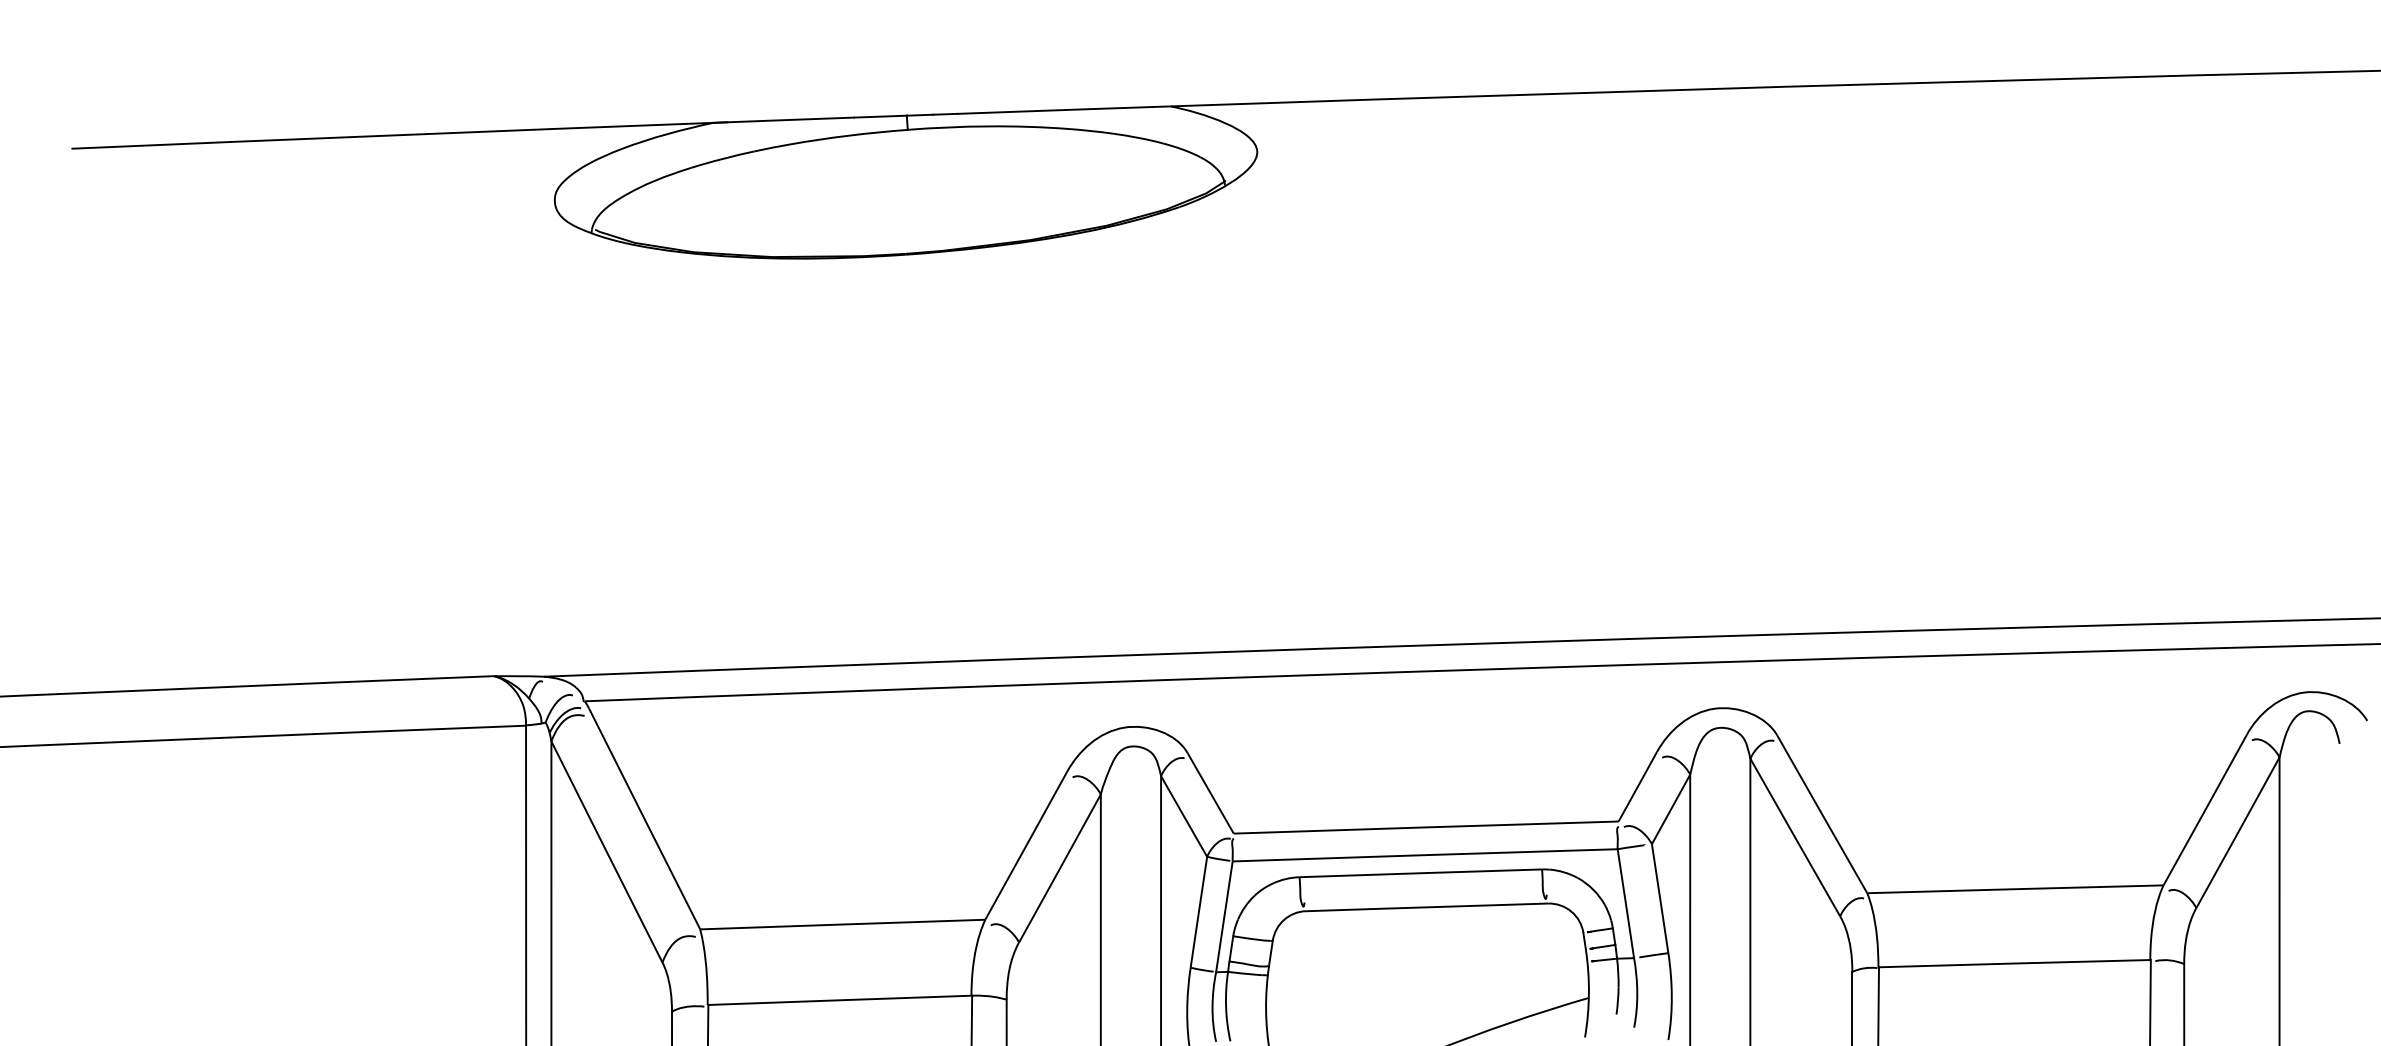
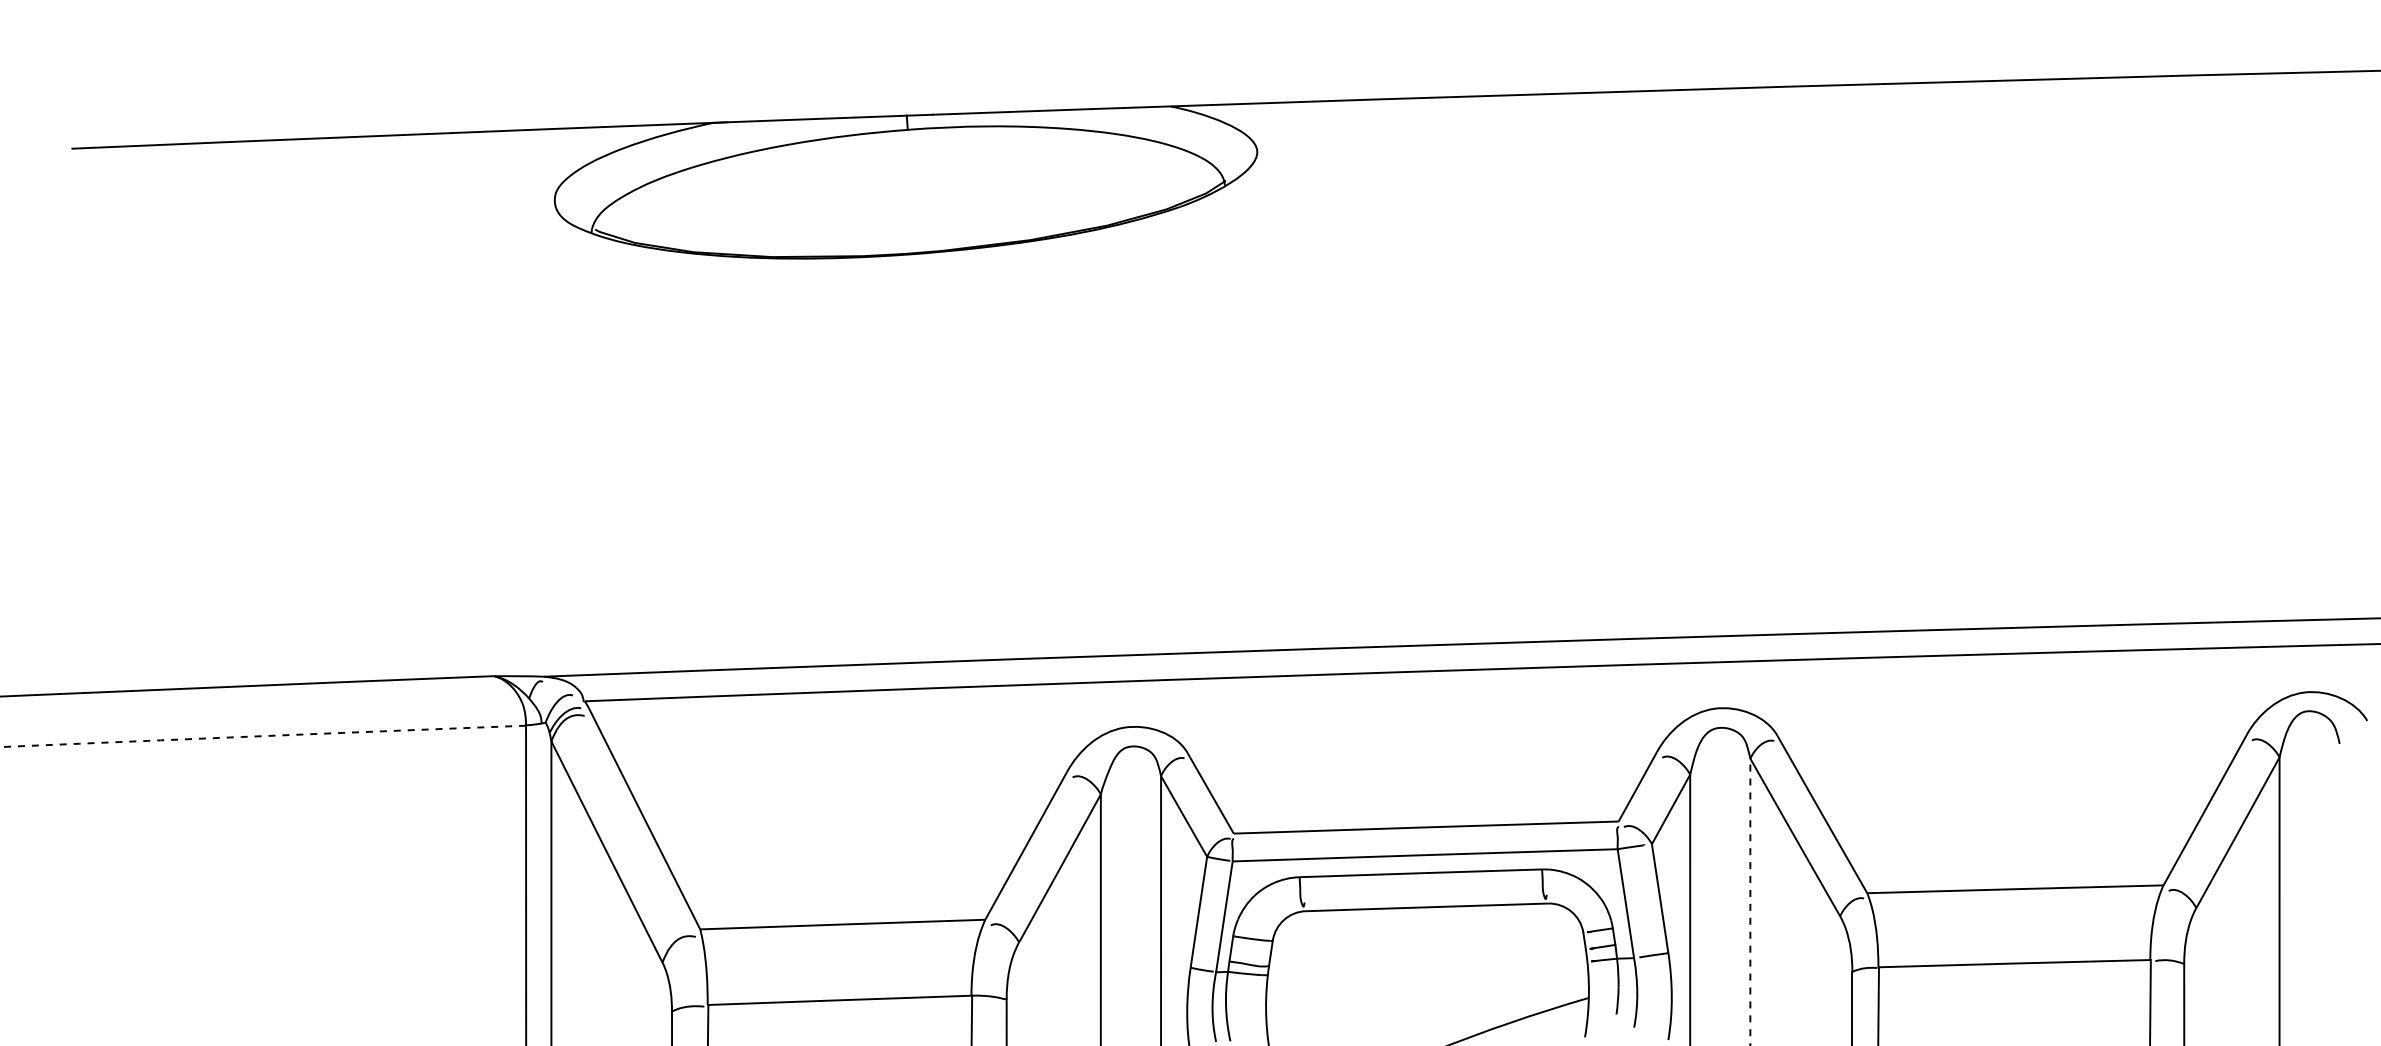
arc: solid -> dashed (262, 736)
line: solid -> dashed (1750, 901)
